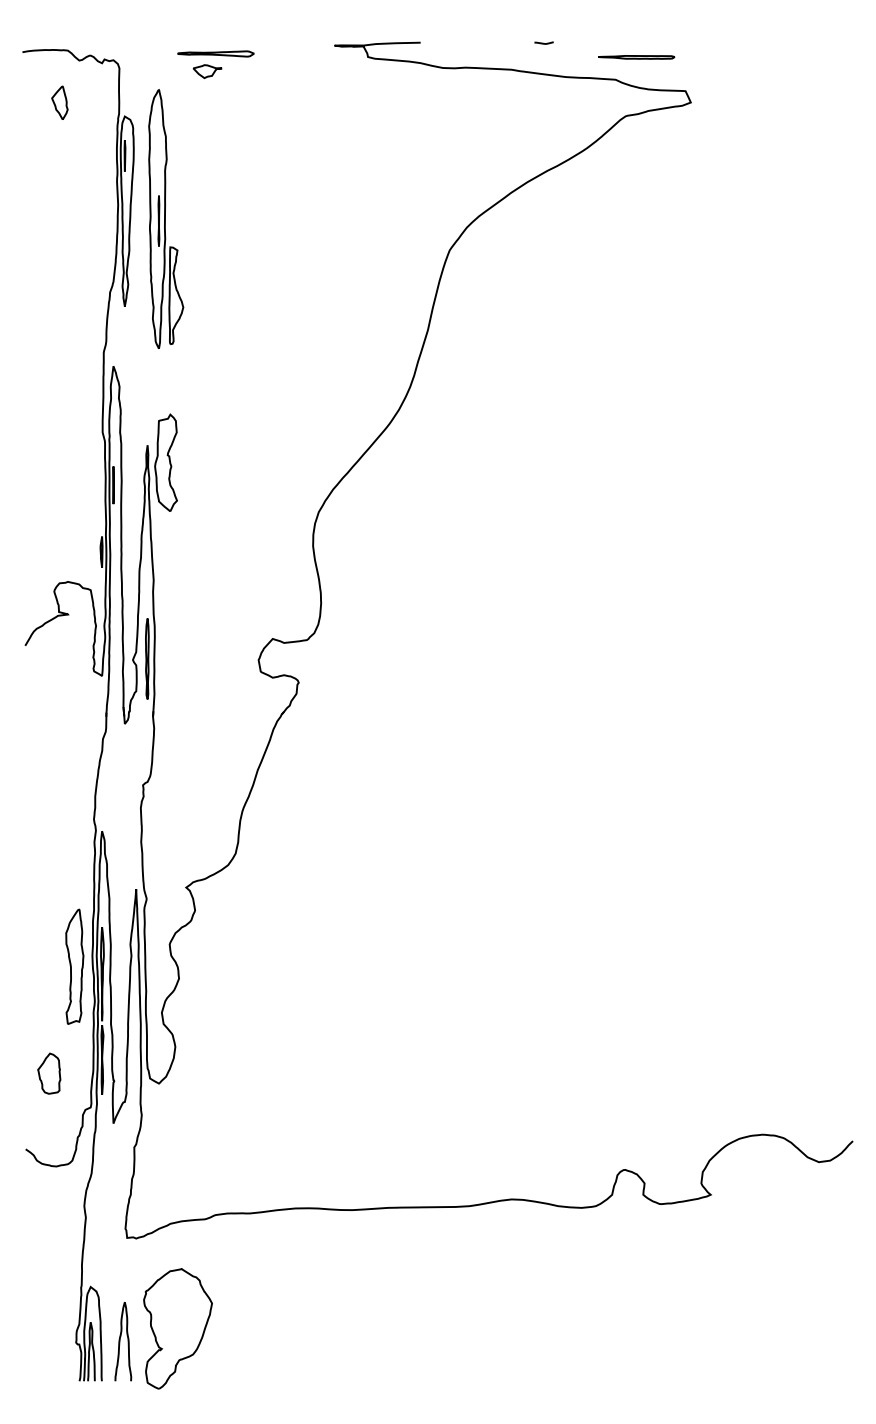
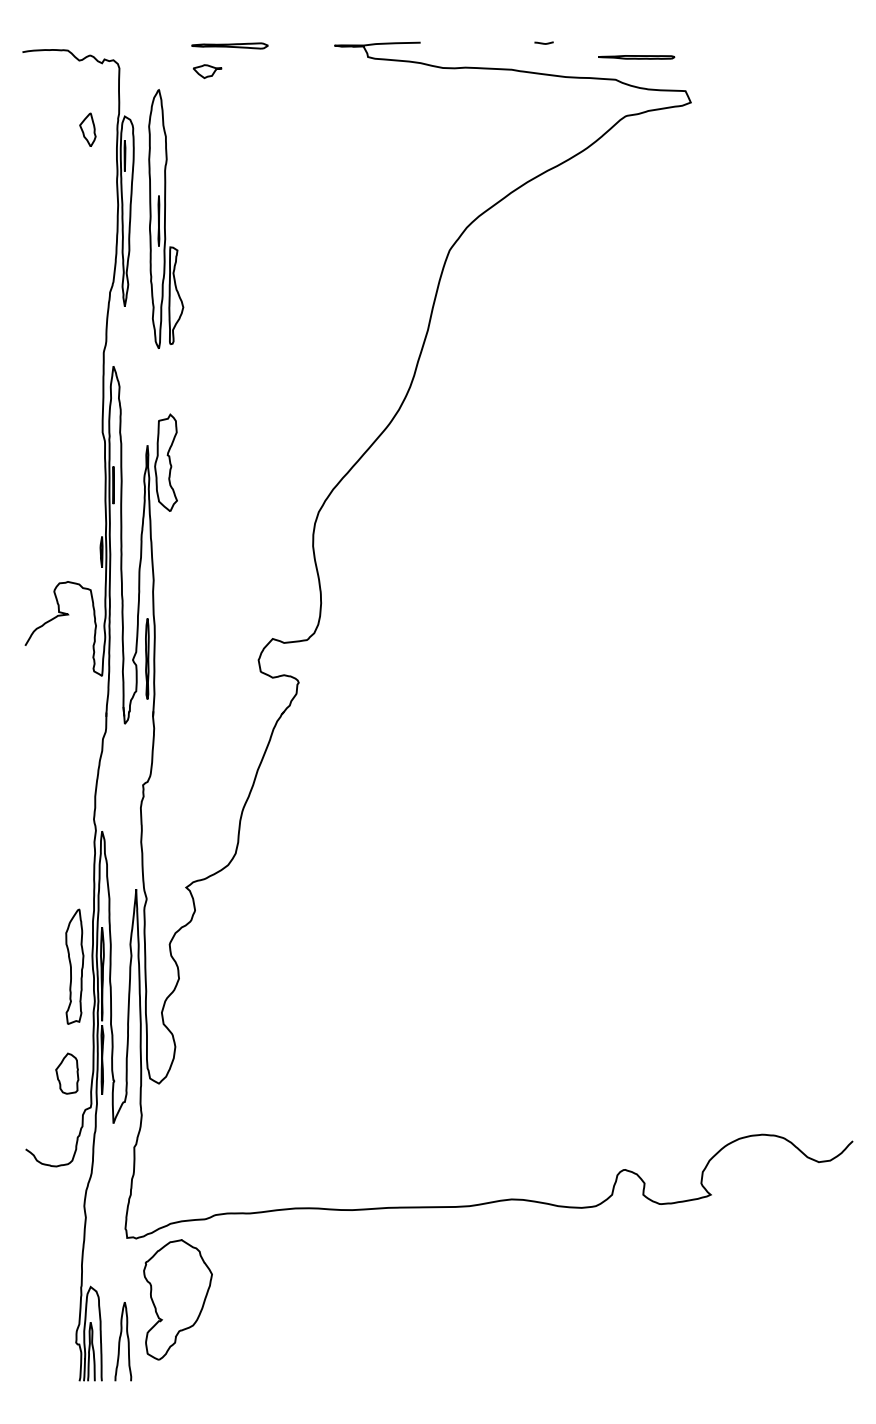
part position: (215, 53) -> (229, 45) (229, 45)
part position: (59, 102) -> (87, 129) (87, 129)
part position: (49, 1073) -> (67, 1073) (67, 1073)
part position: (177, 1328) -> (177, 1299) (177, 1299)
